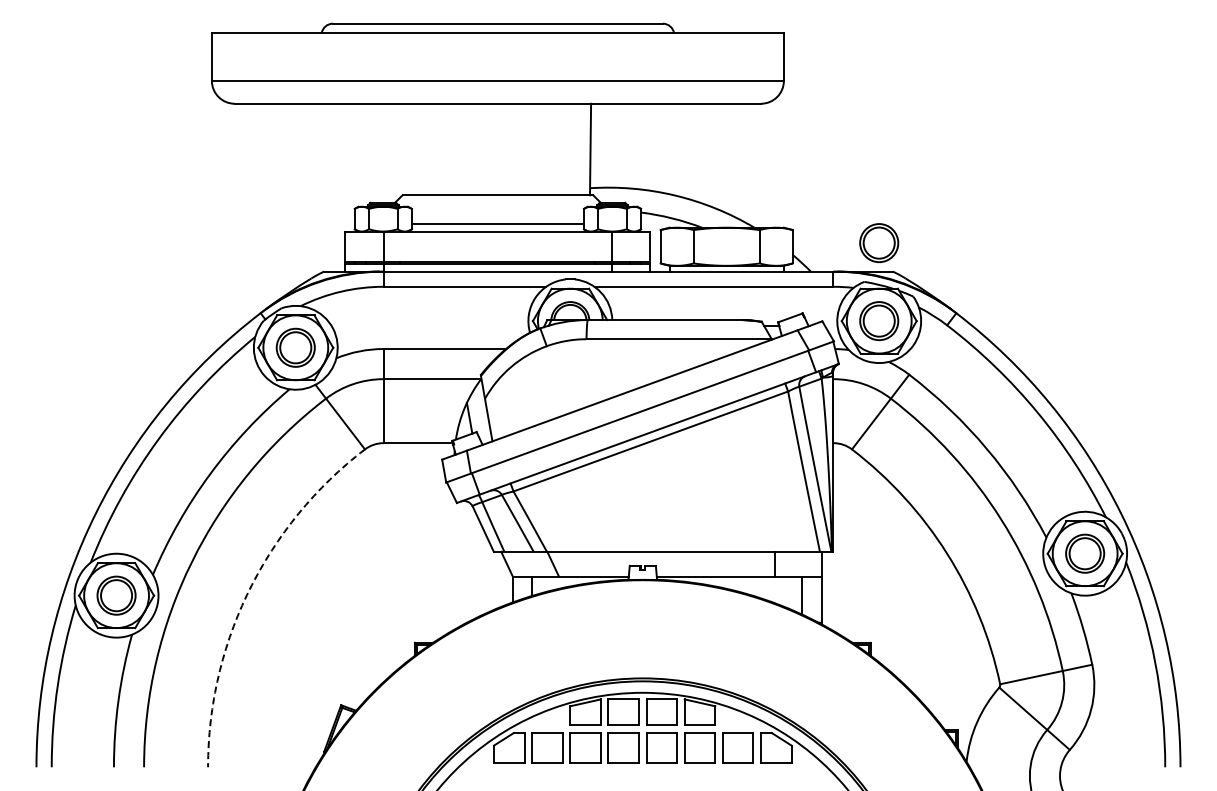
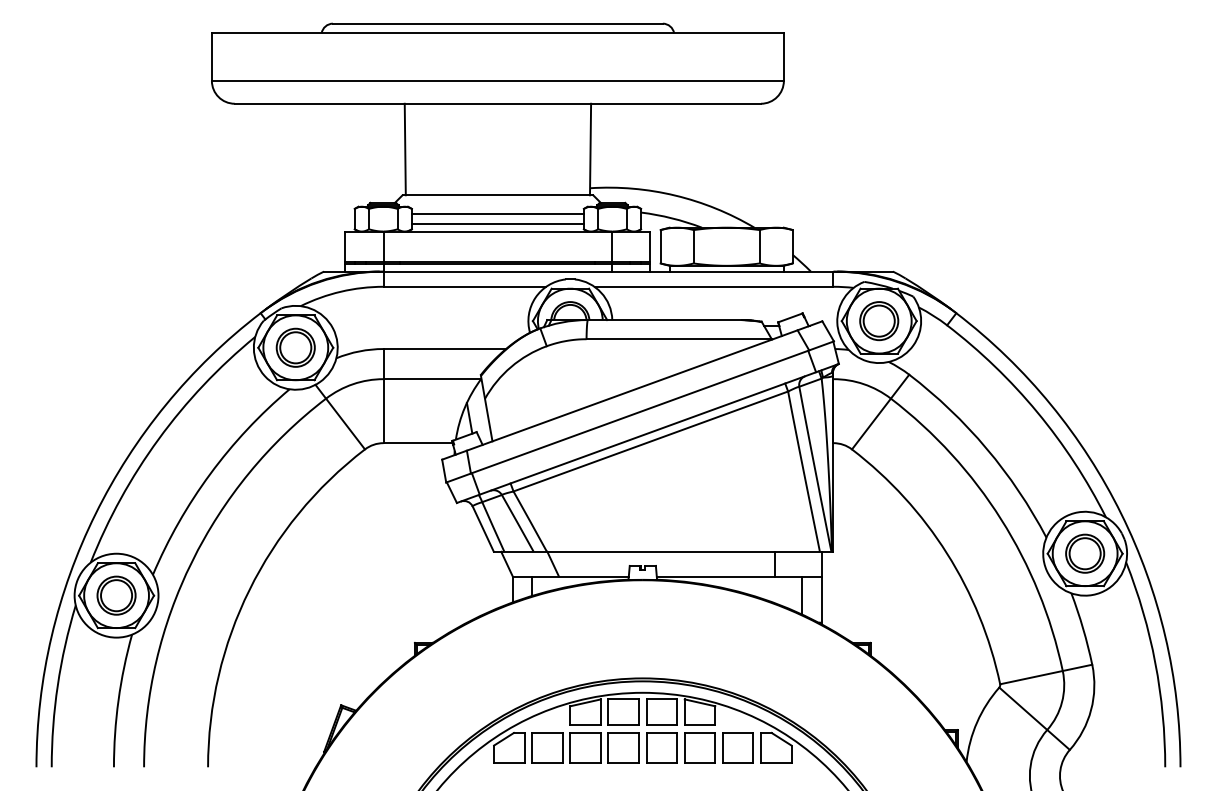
line: none -> present (404, 149)
line: none -> present (497, 214)
part: present -> none (879, 243)
arc: dashed -> solid (249, 590)
